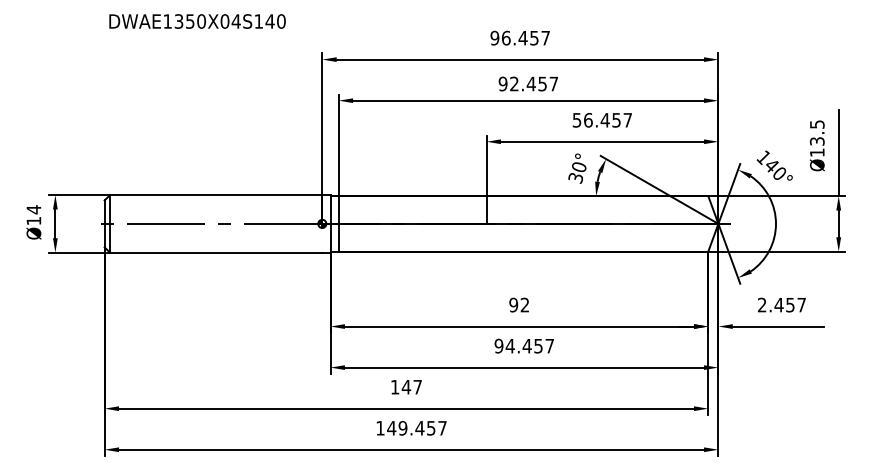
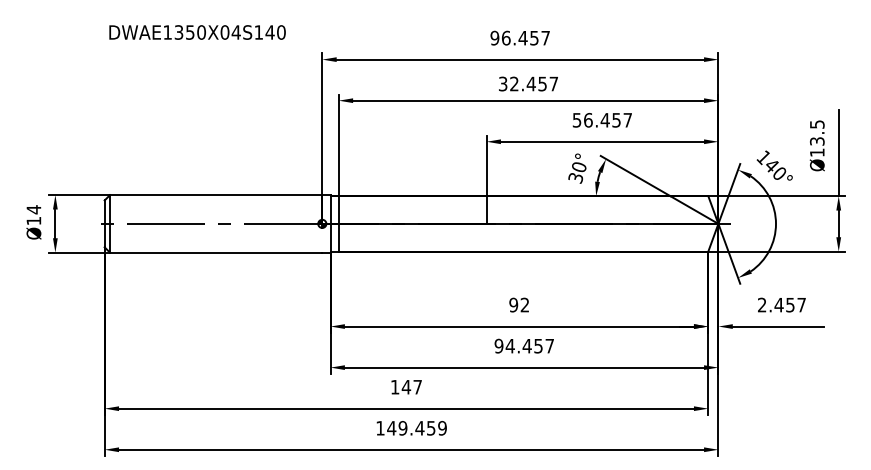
text position: (197, 21) -> (197, 32) (197, 32)
text: 92.457 -> 32.457 (502, 83)
text: 149.457 -> 149.459 (442, 427)
